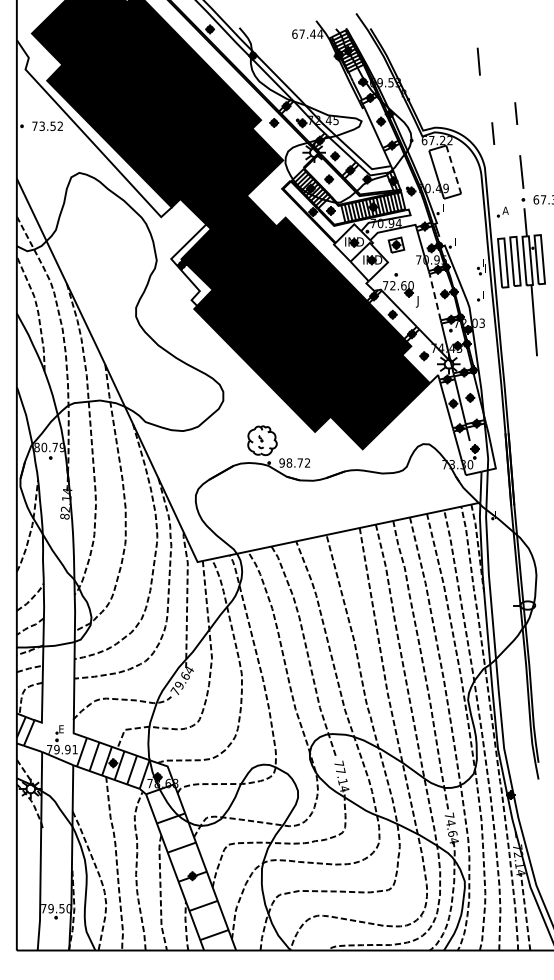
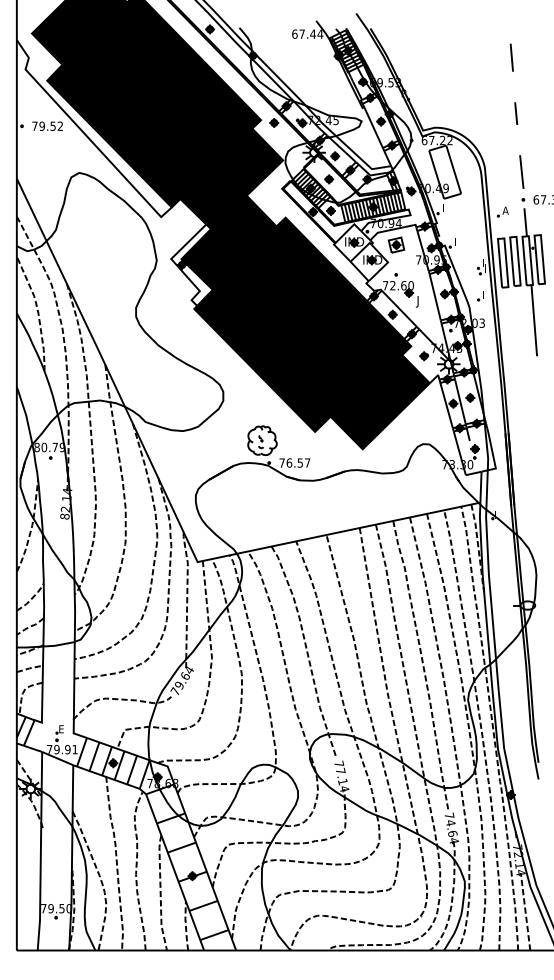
line position: (478, 61) -> (511, 57) (511, 57)
text: 73.52 -> 79.52 (41, 125)
line: present -> none (493, 133)
line: dashed -> solid (453, 170)
line: dashed -> solid (435, 296)
text: 98.72 -> 76.57 (294, 462)
